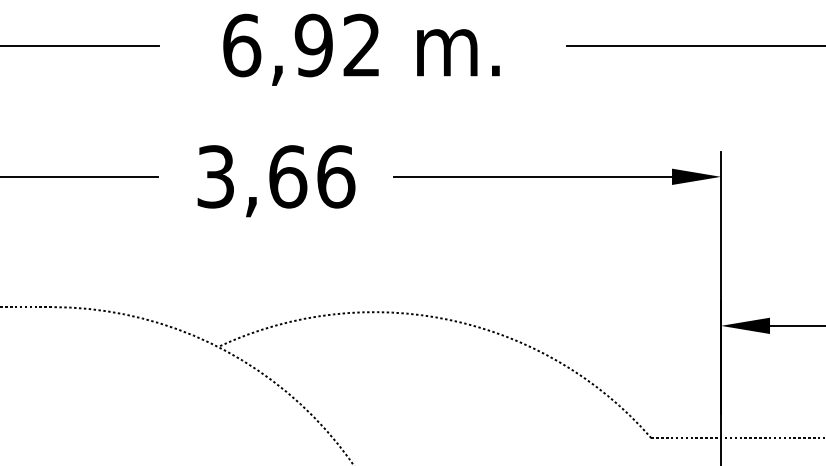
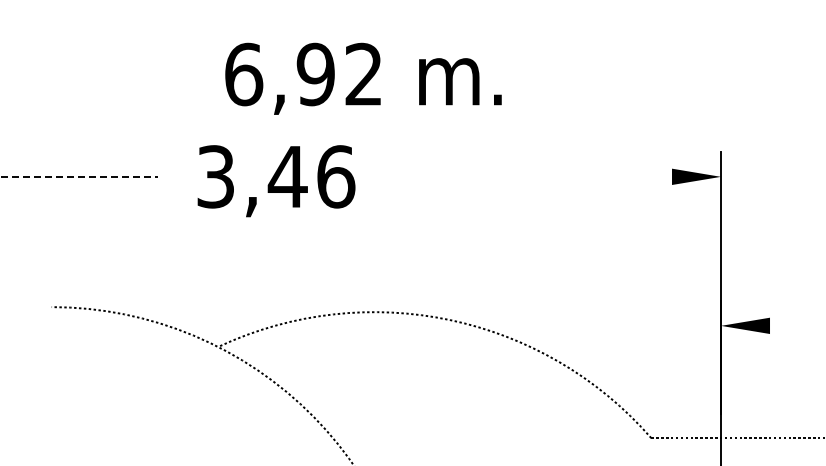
line: present -> none (80, 45)
line: present -> none (694, 45)
text position: (361, 49) -> (363, 78) (363, 78)
line: solid -> dashed (79, 176)
text: 3,66 -> 3,46 (287, 176)
line: present -> none (532, 176)
line: present -> none (26, 307)
line: present -> none (796, 325)
